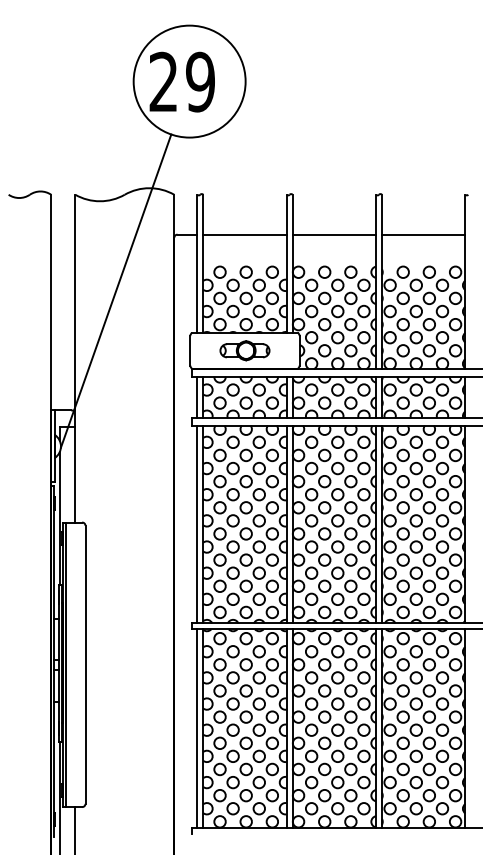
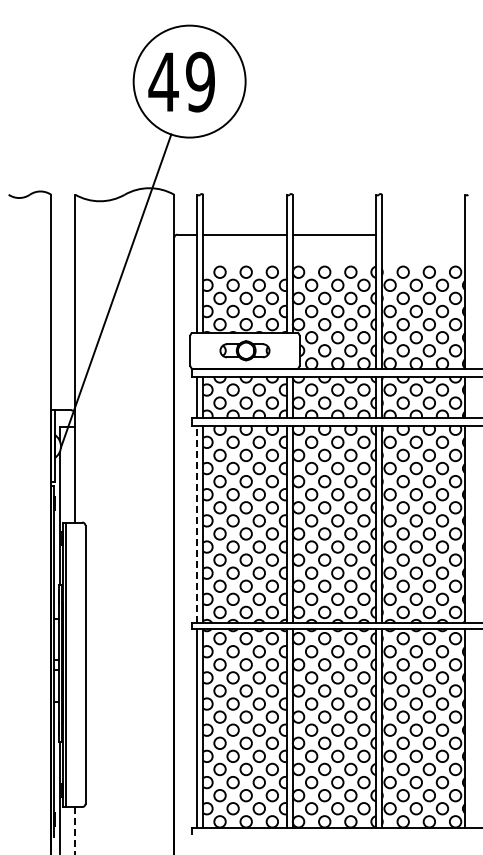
text: 29 -> 49 (163, 81)
line: present -> none (423, 234)
line: solid -> dashed (197, 524)
line: solid -> dashed (75, 831)
